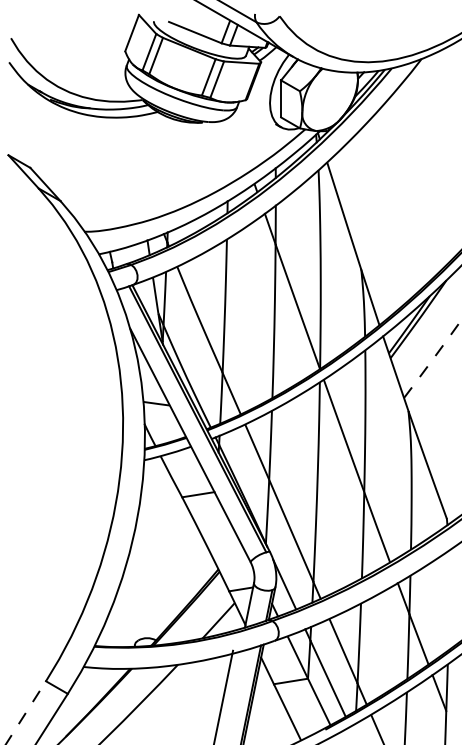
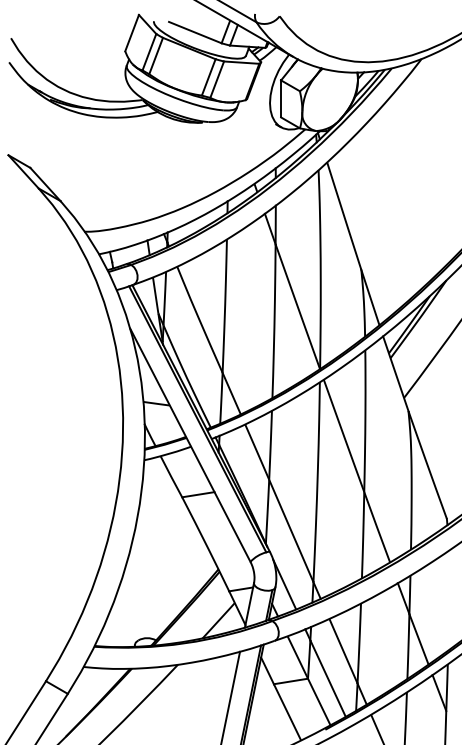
arc: dashed -> solid (433, 358)
line position: (223, 695) -> (230, 696) (230, 696)
line: dashed -> solid (26, 712)
